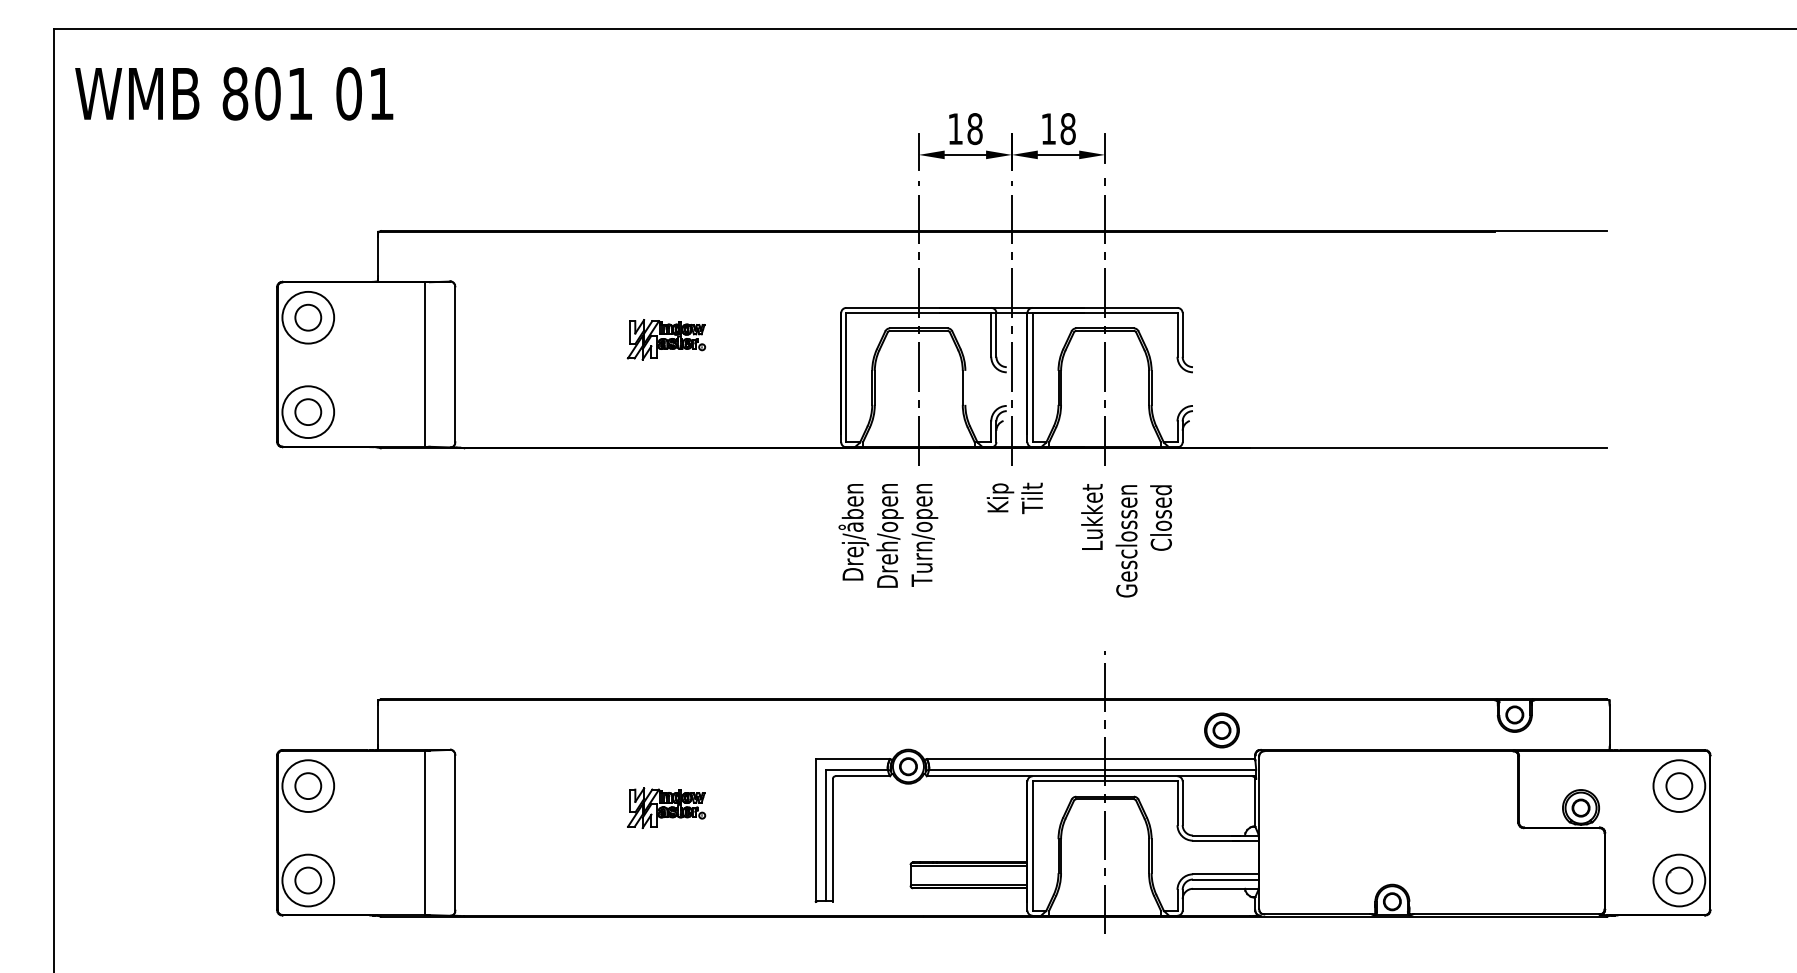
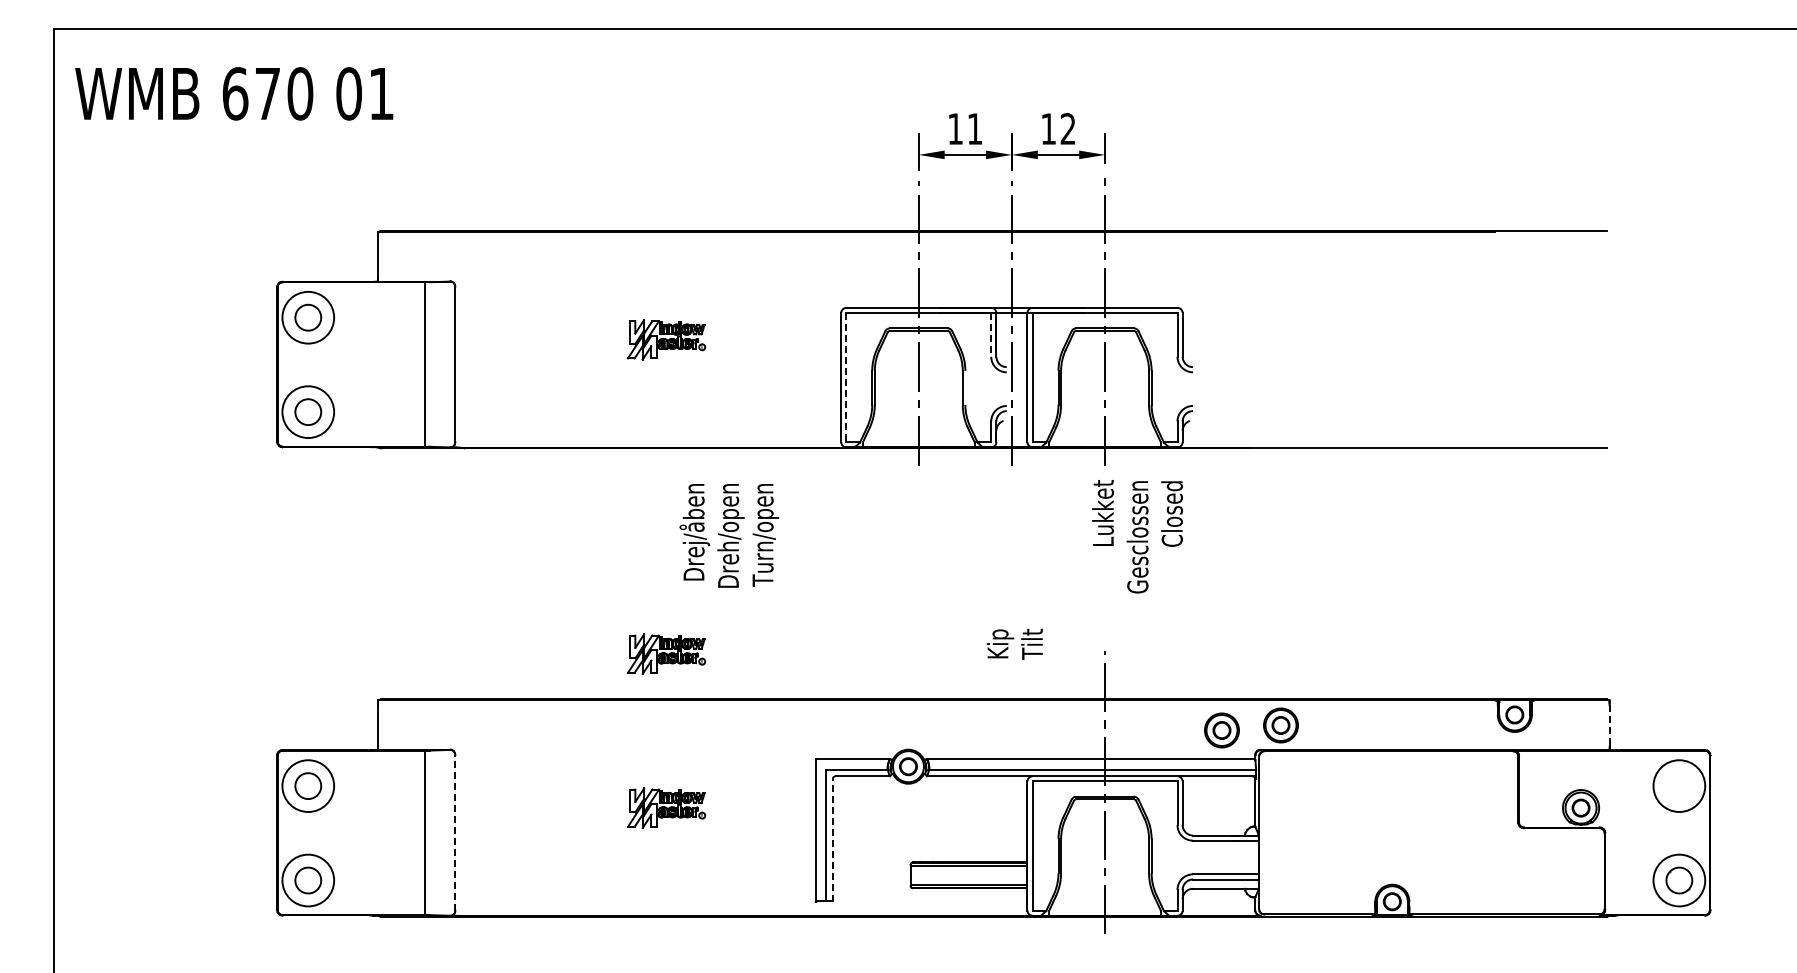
text: 801 -> 670 (267, 93)
text: 18 -> 11 (974, 129)
text: 18 -> 12 (1067, 129)
line: solid -> dashed (991, 334)
line: solid -> dashed (846, 377)
text position: (1014, 498) -> (1014, 644) (1014, 644)
text position: (888, 535) -> (729, 535) (729, 535)
text position: (1126, 540) -> (1137, 536) (1137, 536)
part: none -> present (666, 653)
part: none -> present (1280, 725)
line: solid -> dashed (1609, 725)
circle: present -> none (1679, 785)
line: solid -> dashed (455, 832)
line: solid -> dashed (832, 840)
